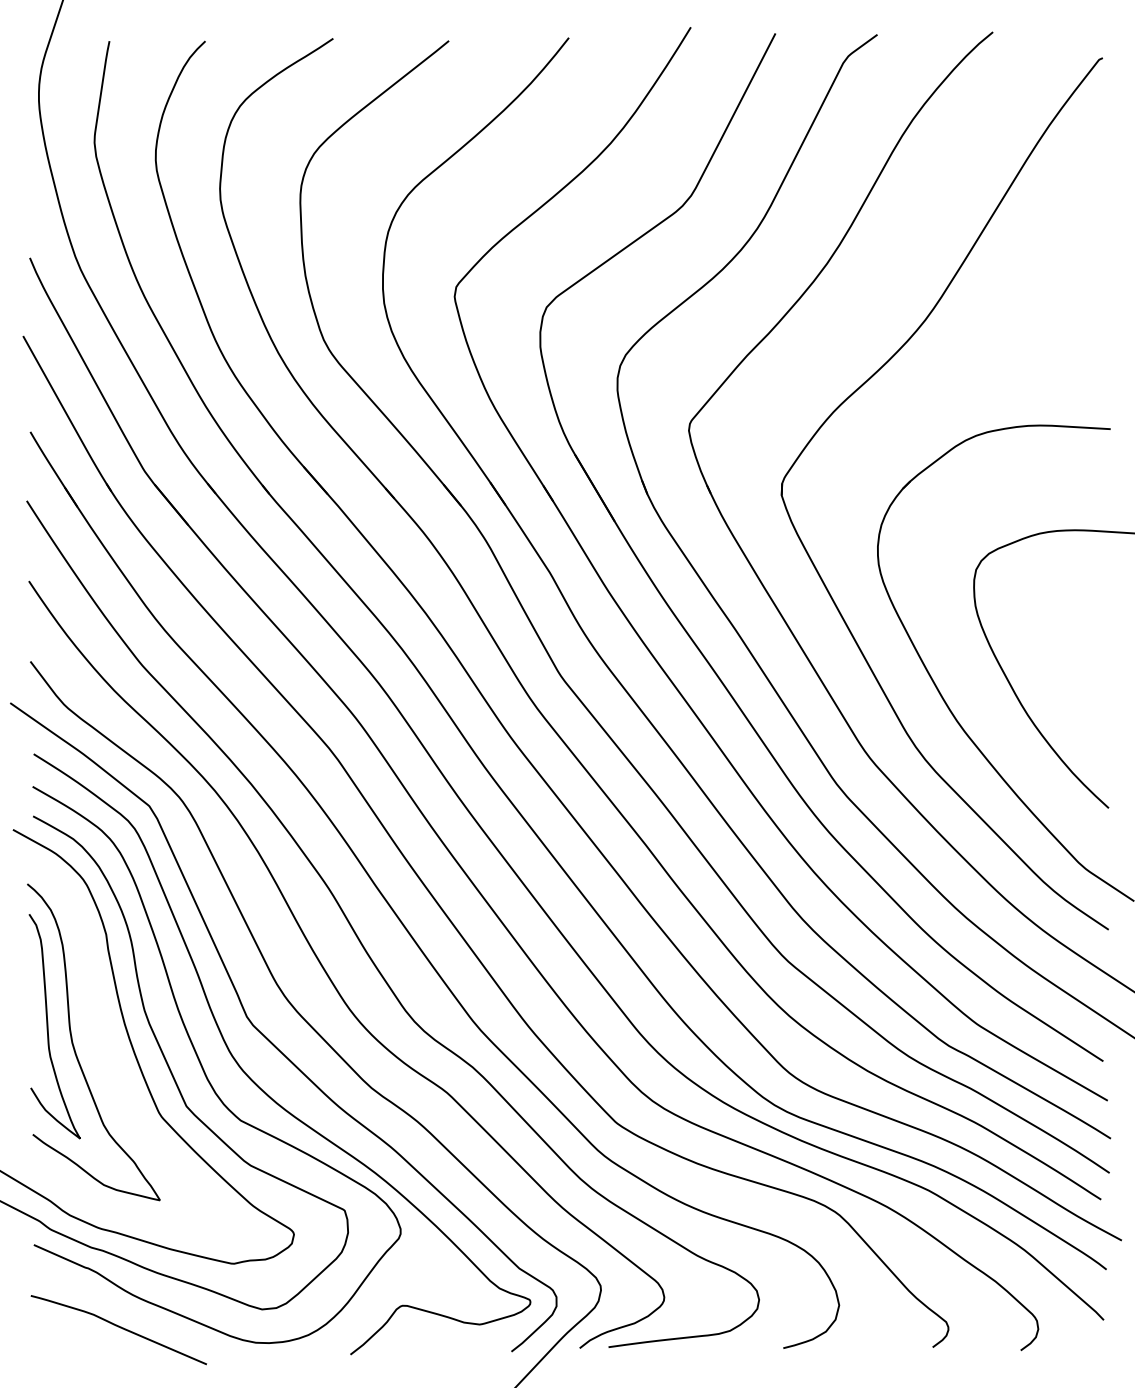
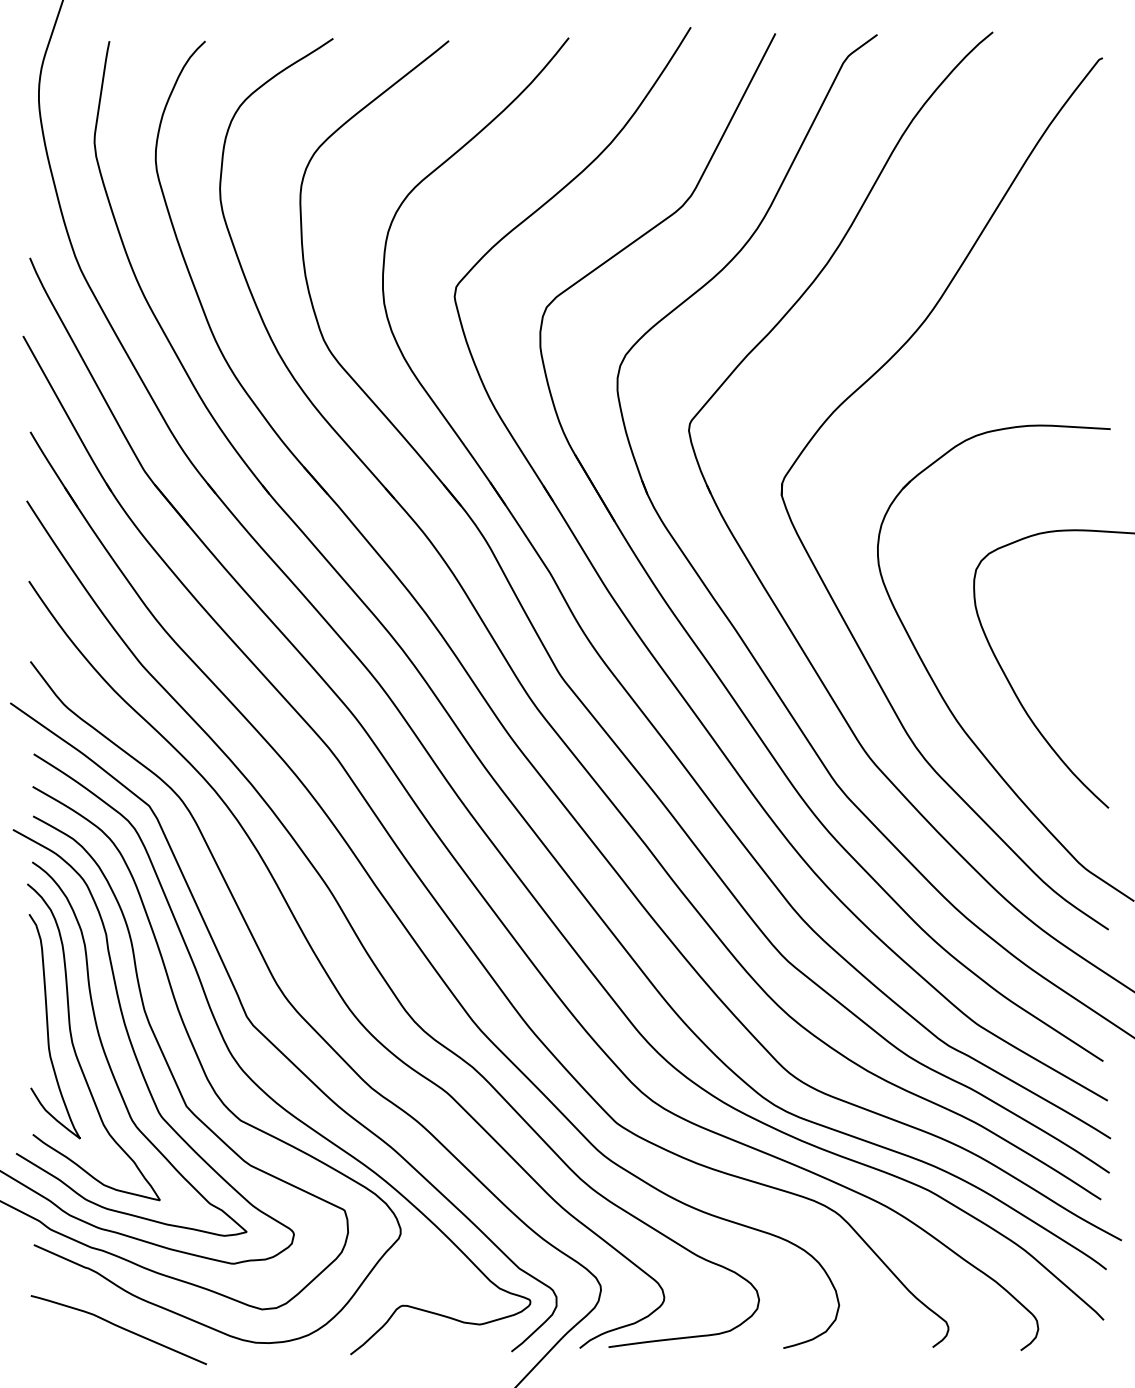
curve: none -> present (108, 1059)
